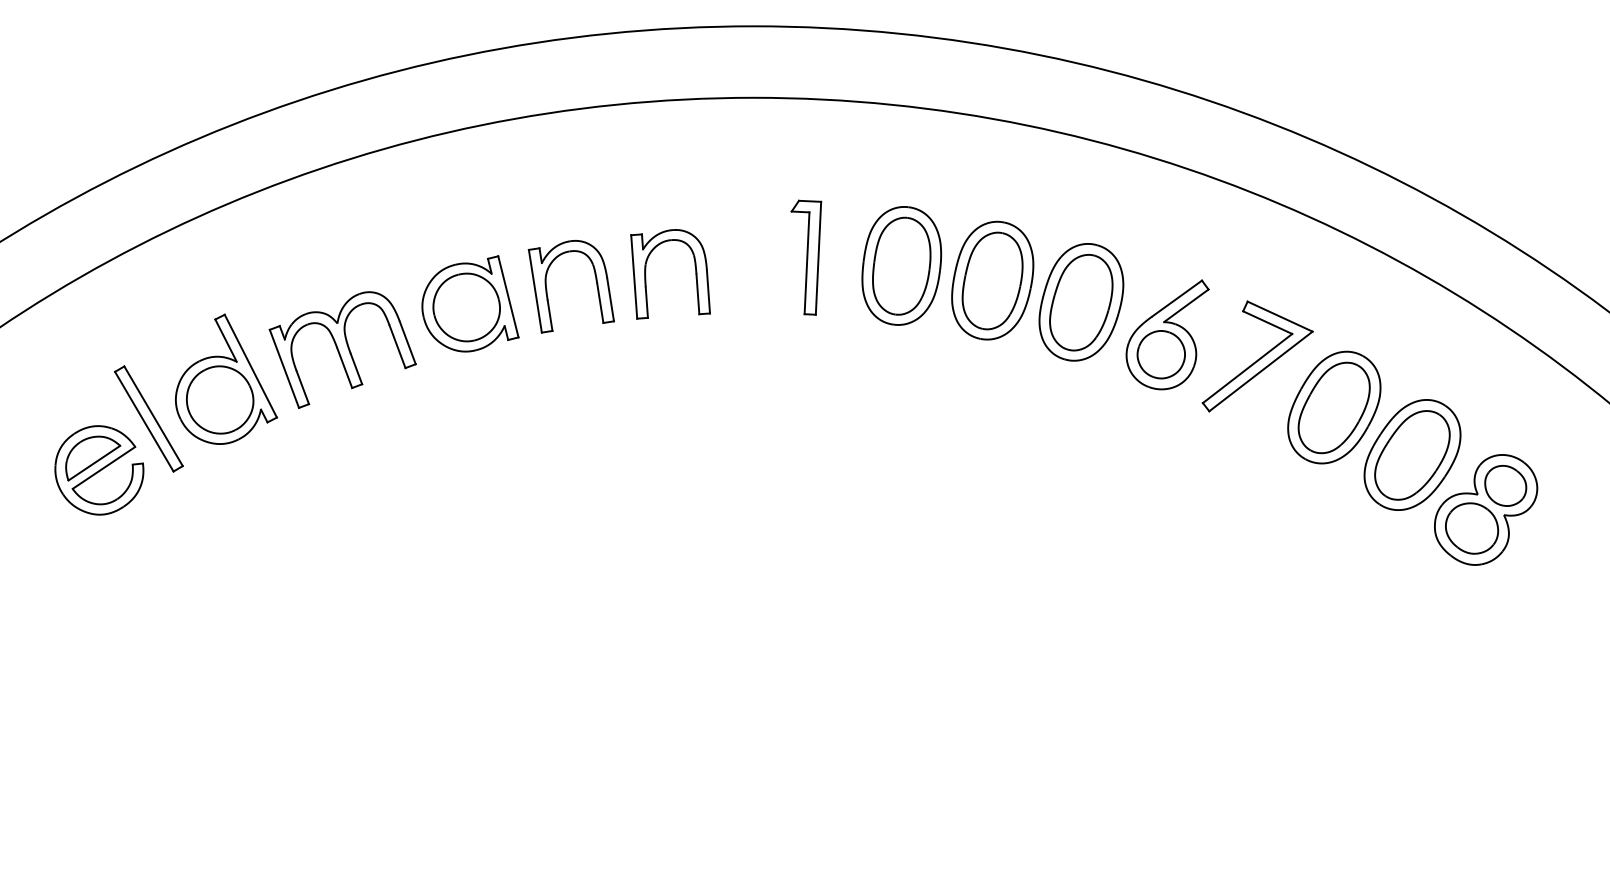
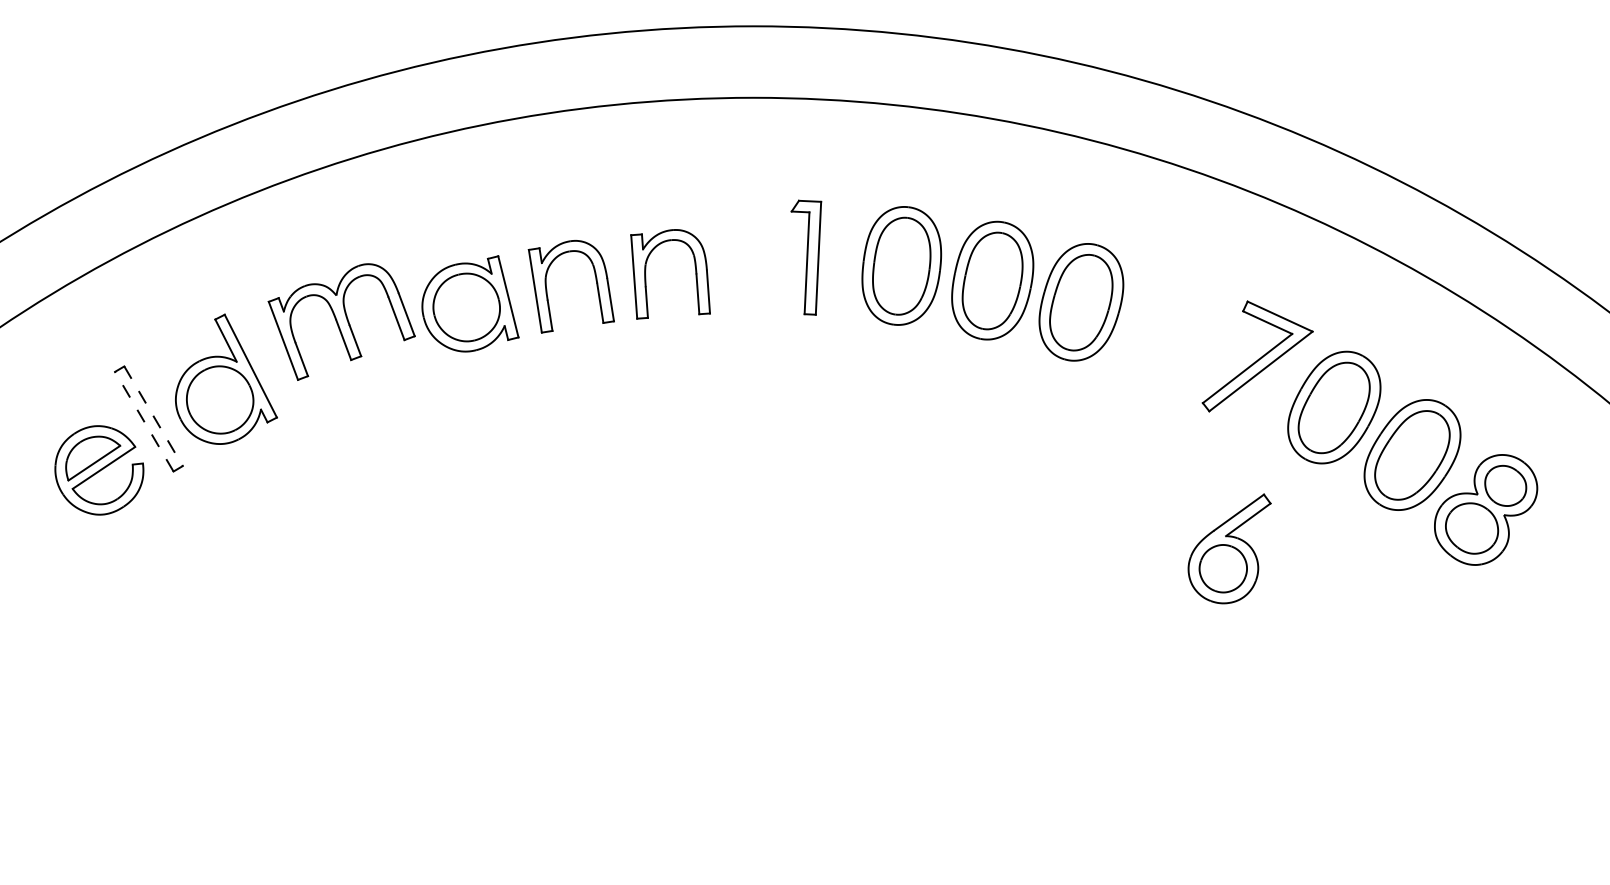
part position: (1167, 334) -> (1229, 548) (1229, 548)
part position: (342, 349) -> (341, 321) (341, 321)
line: solid -> dashed (153, 416)
line: solid -> dashed (144, 421)
